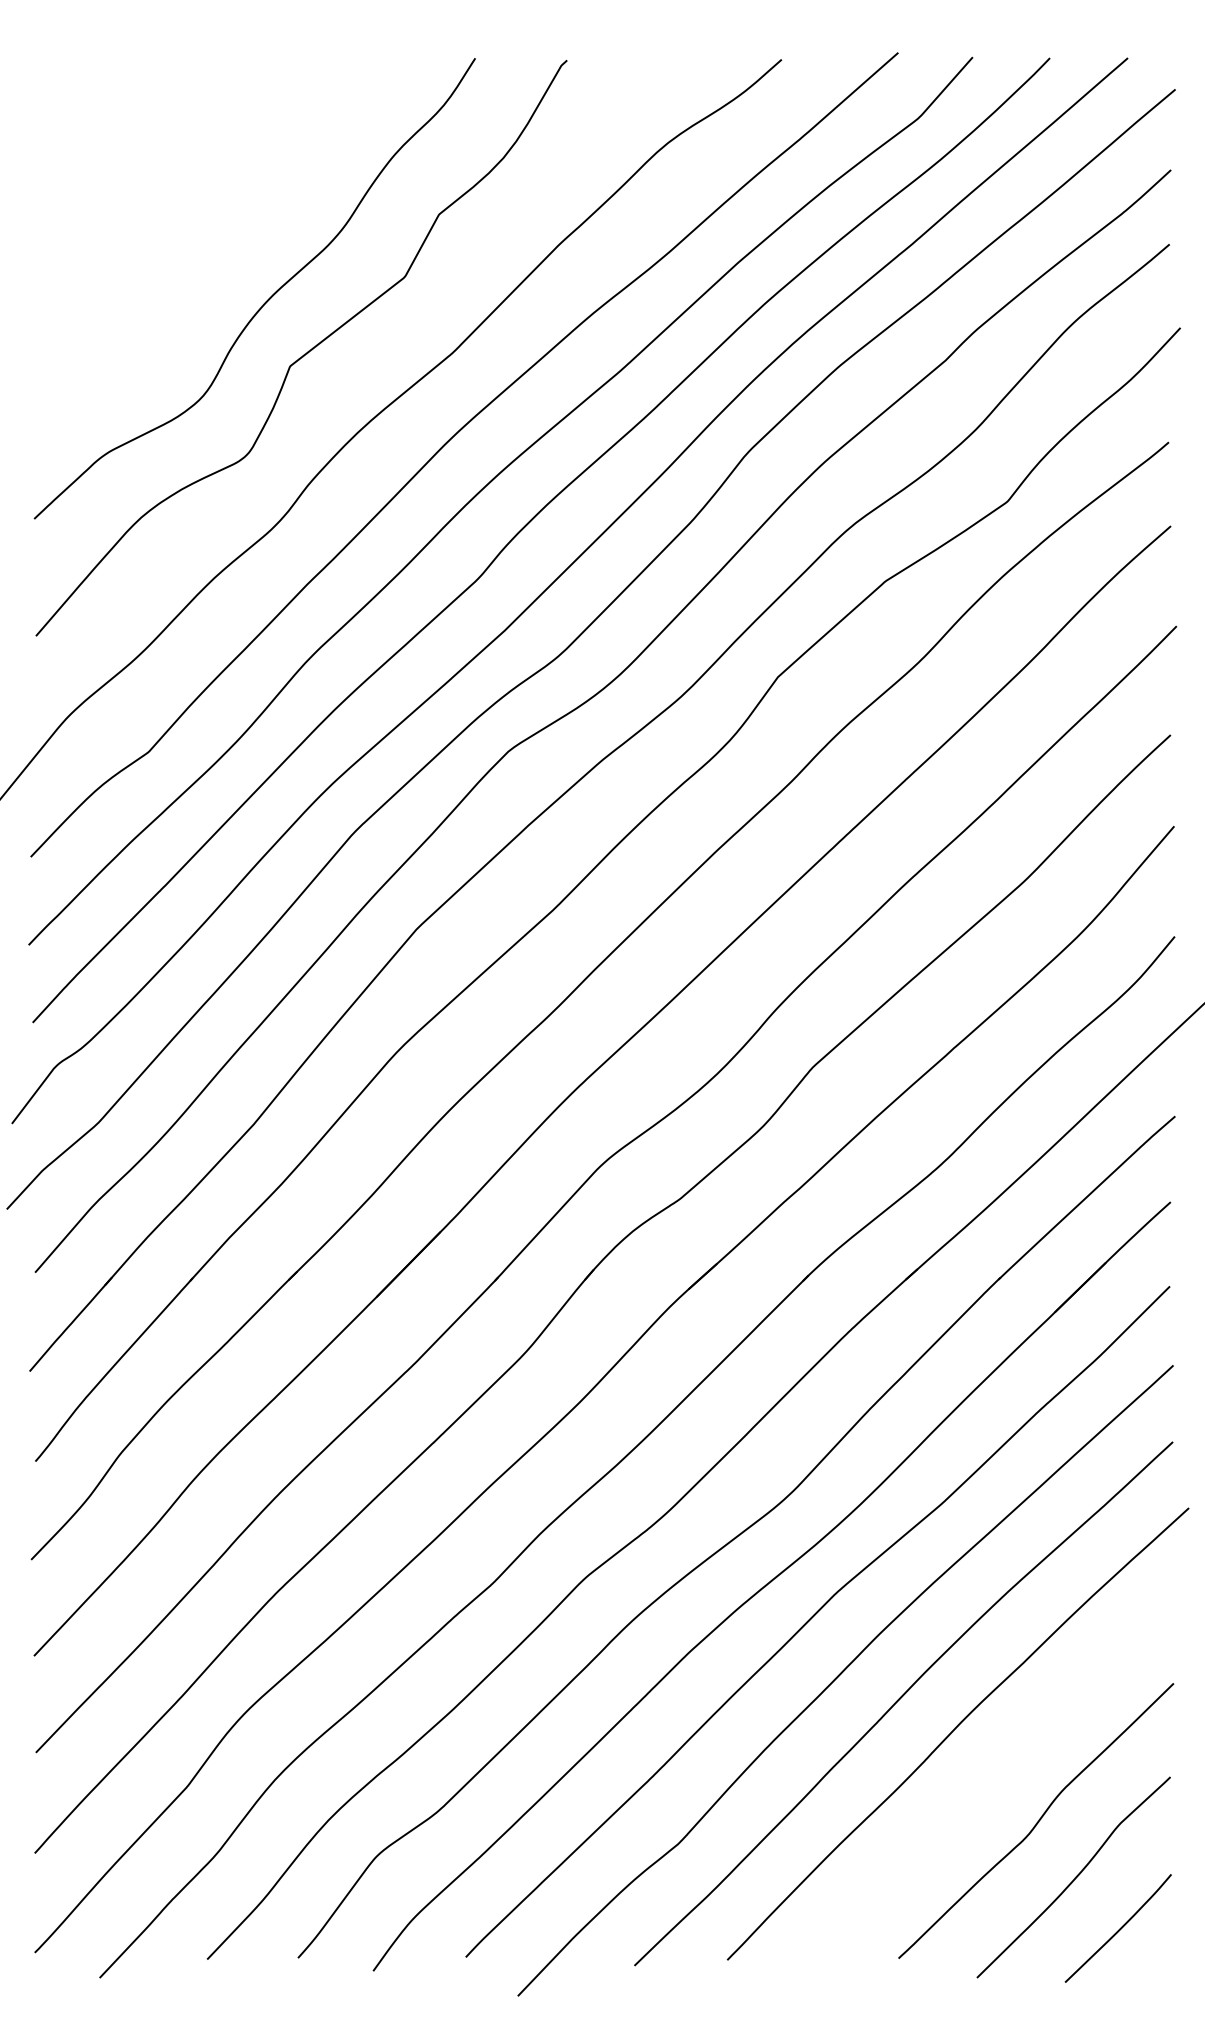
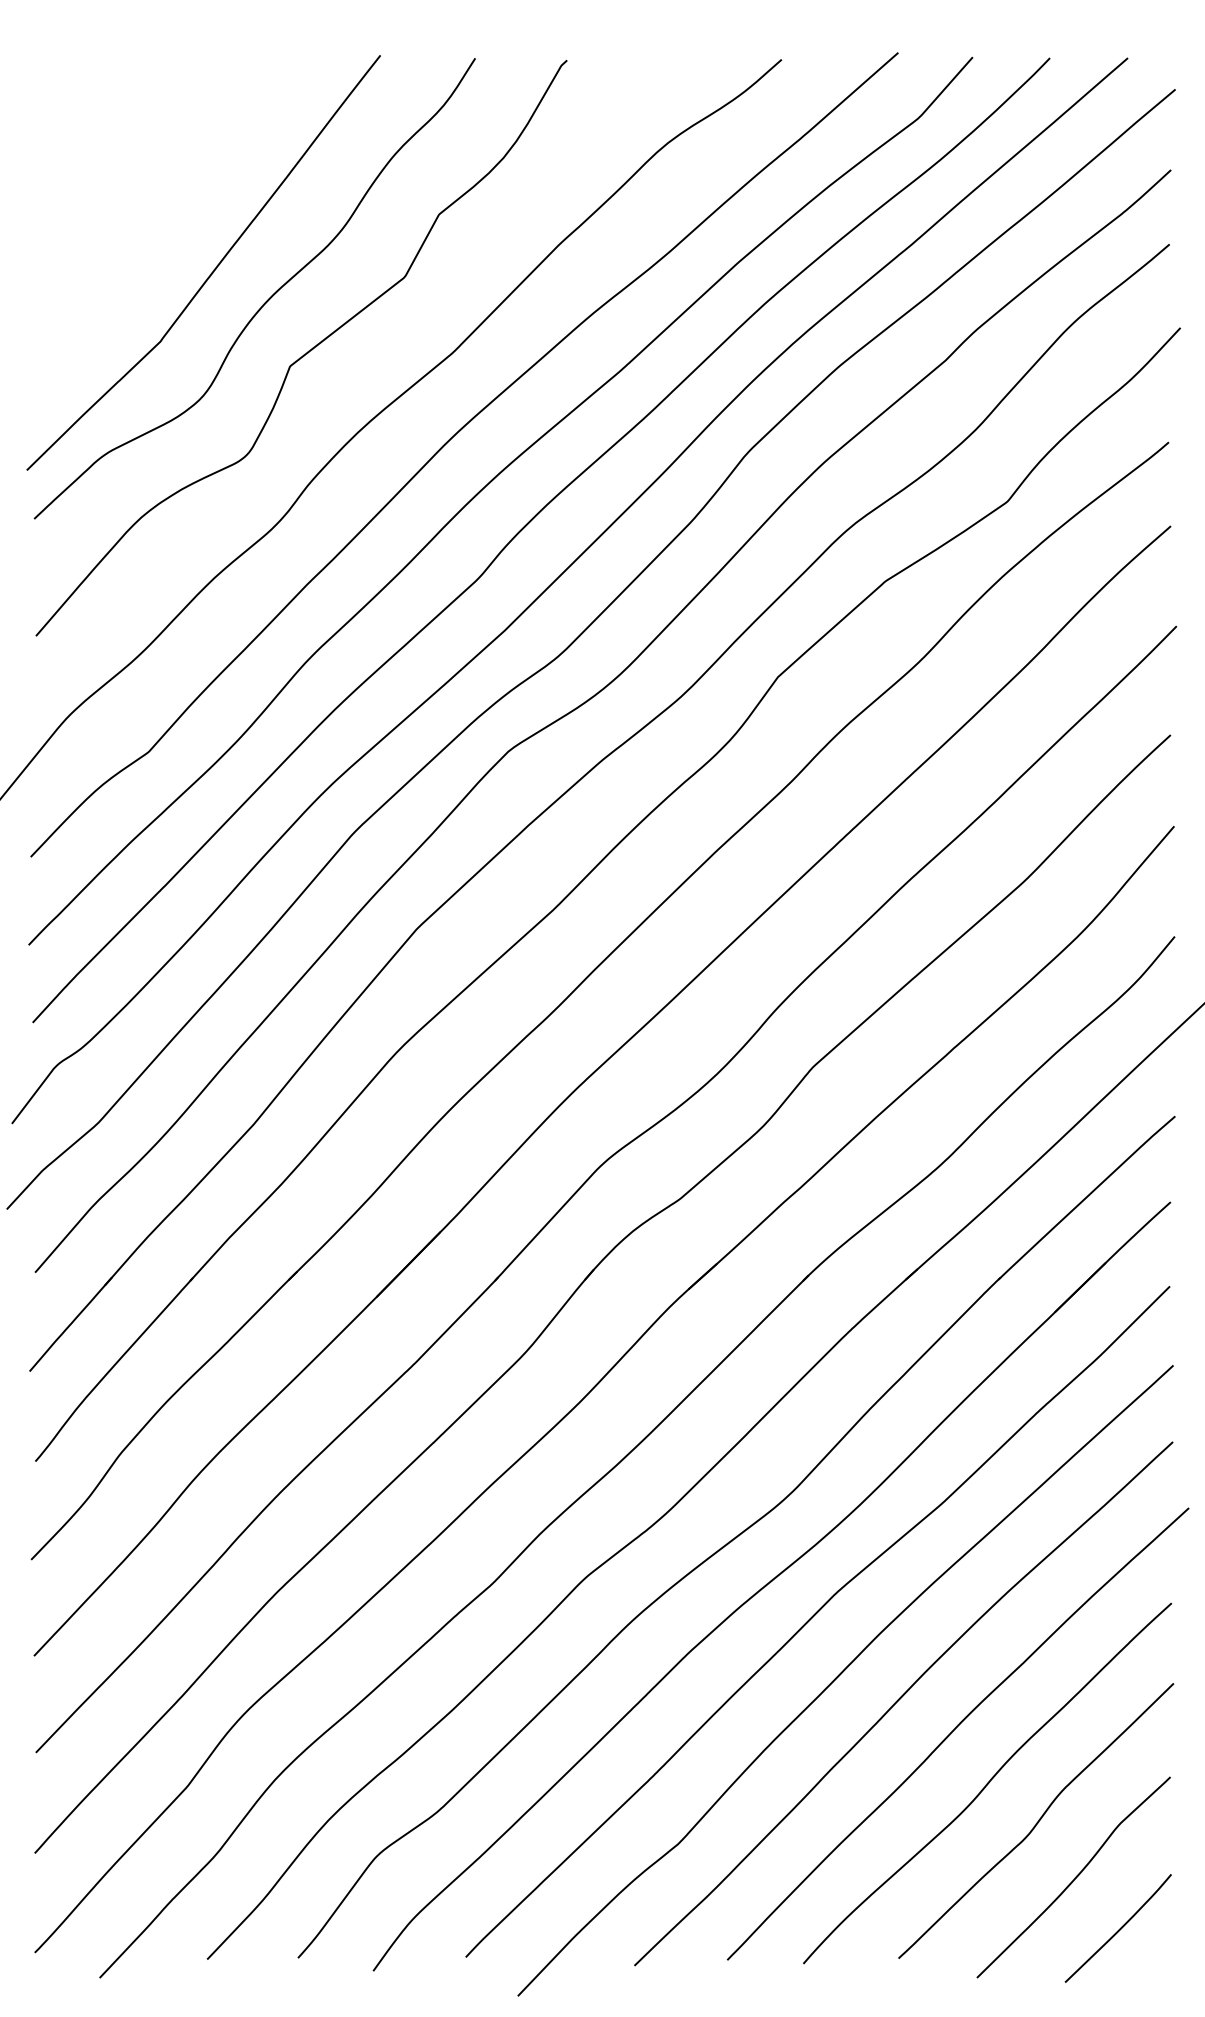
curve: none -> present (213, 269)
curve: none -> present (987, 1783)
